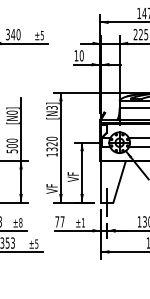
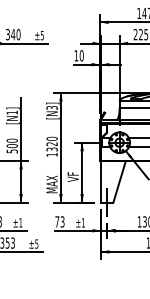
text: [N0] -> [N1] (11, 112)
text: VF -> MAX (51, 184)
text: 77 -> 73 (62, 221)
text: ±8 -> ±1 (20, 222)
